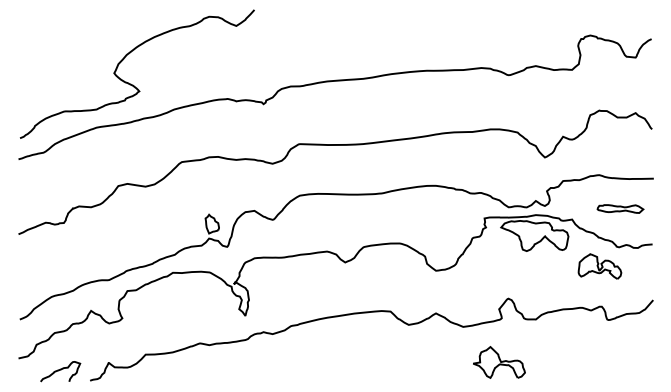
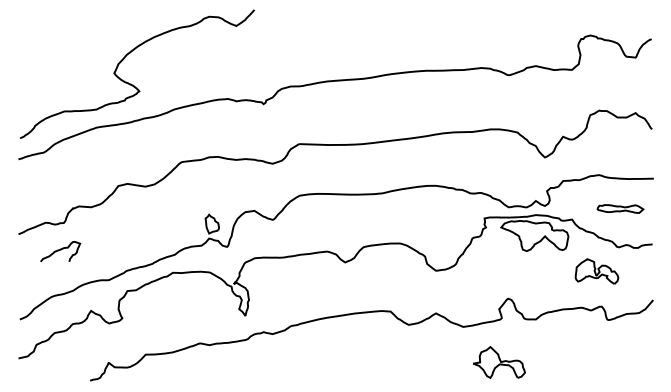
part position: (599, 266) -> (596, 271) (596, 271)
curve position: (60, 370) -> (60, 250) (60, 250)
